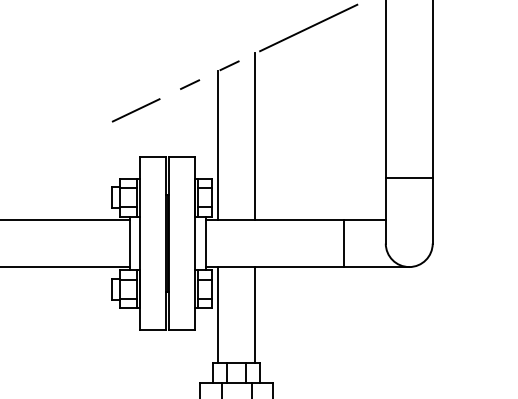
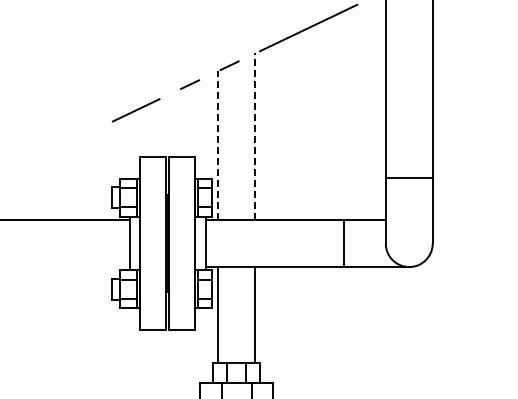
line: solid -> dashed (255, 136)
line: solid -> dashed (217, 145)
line: present -> none (65, 267)
